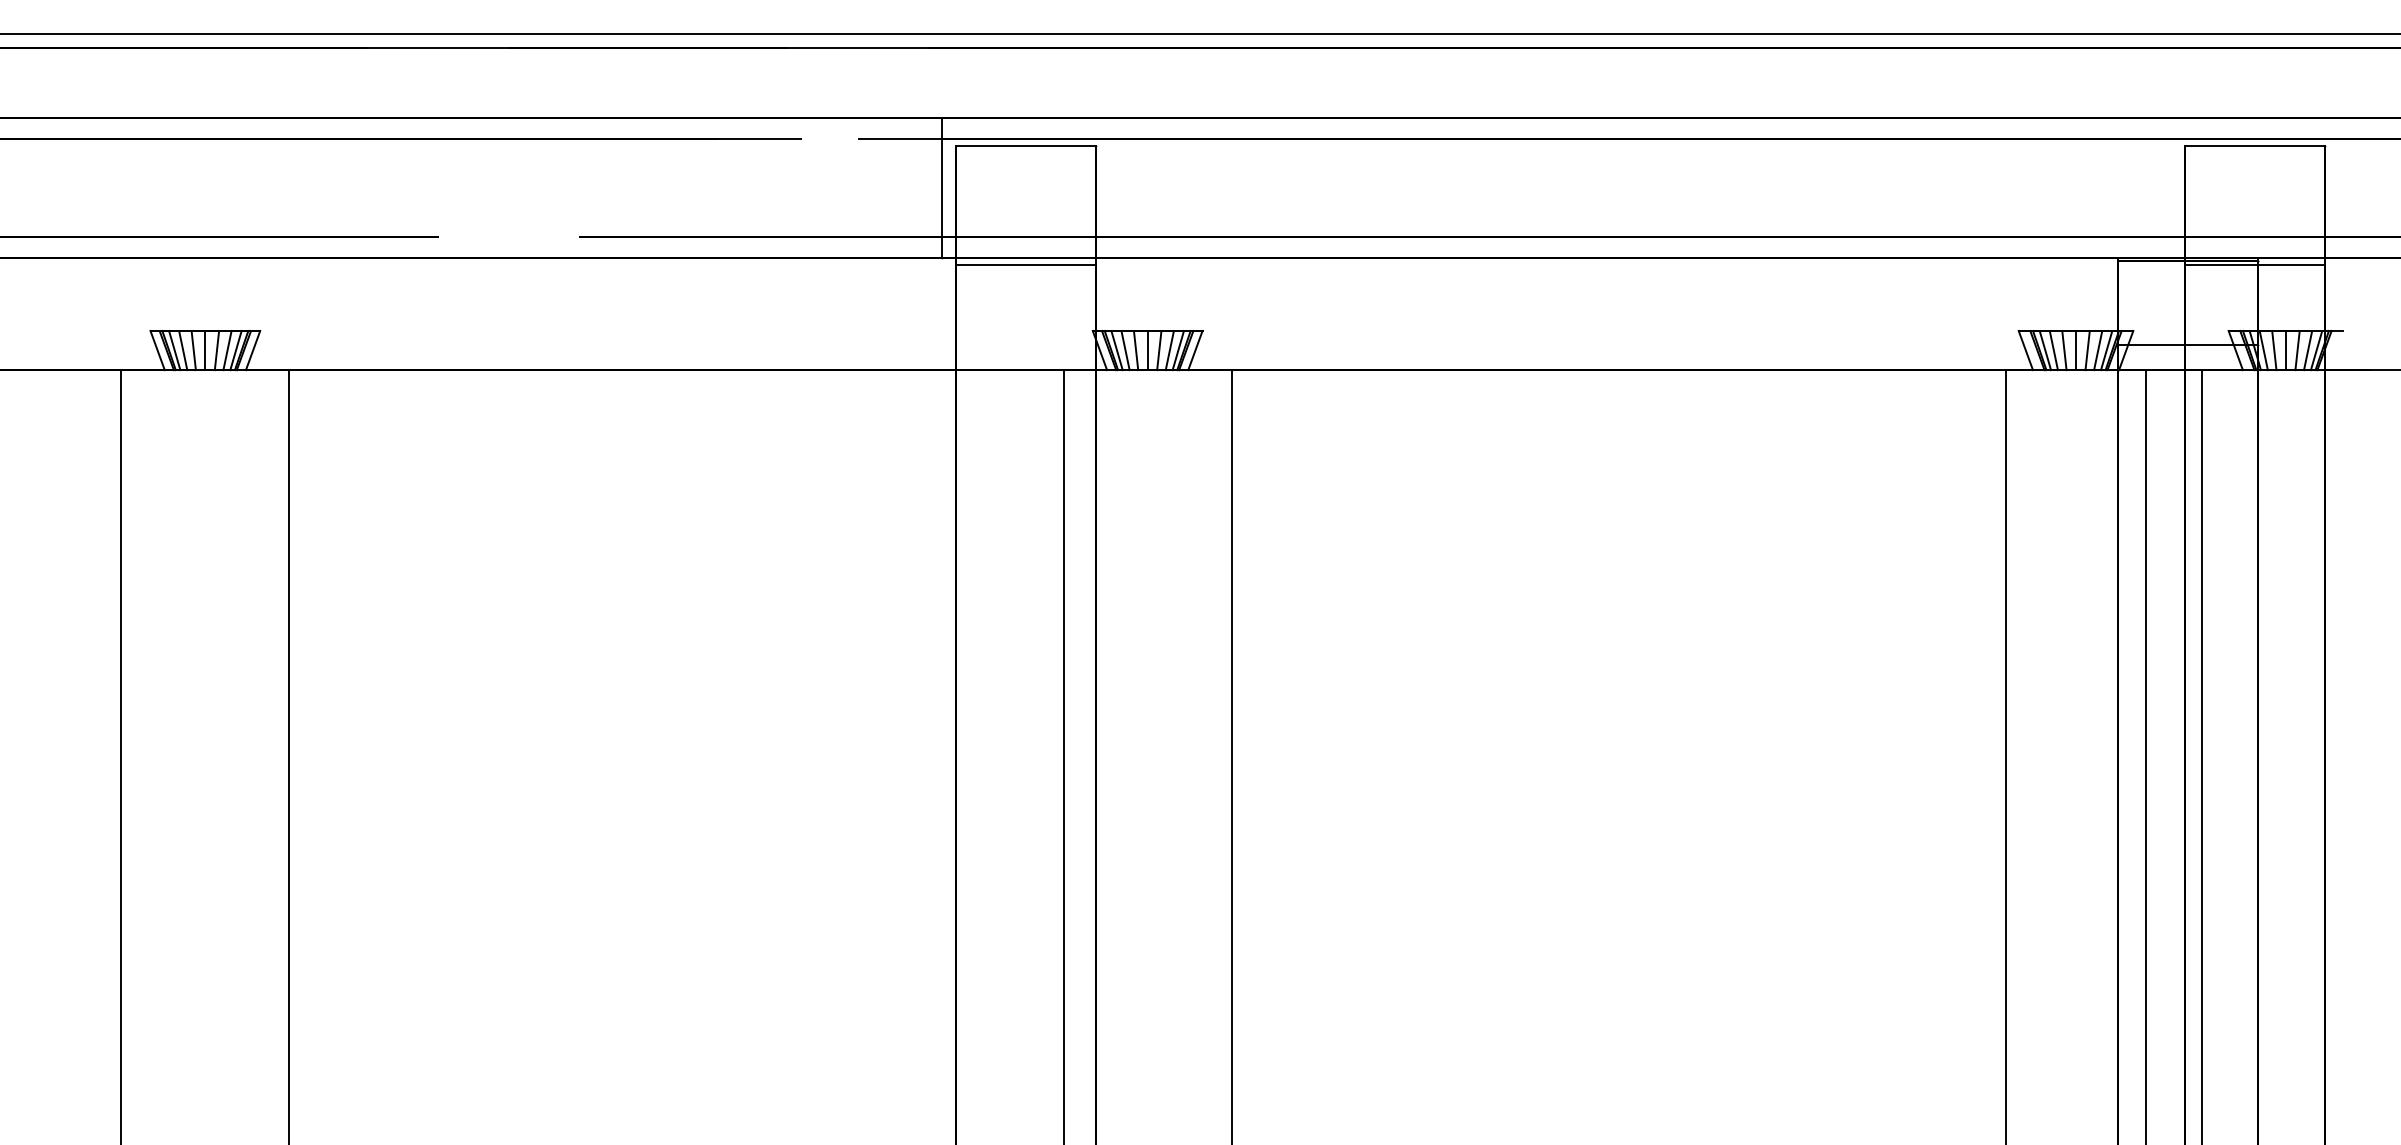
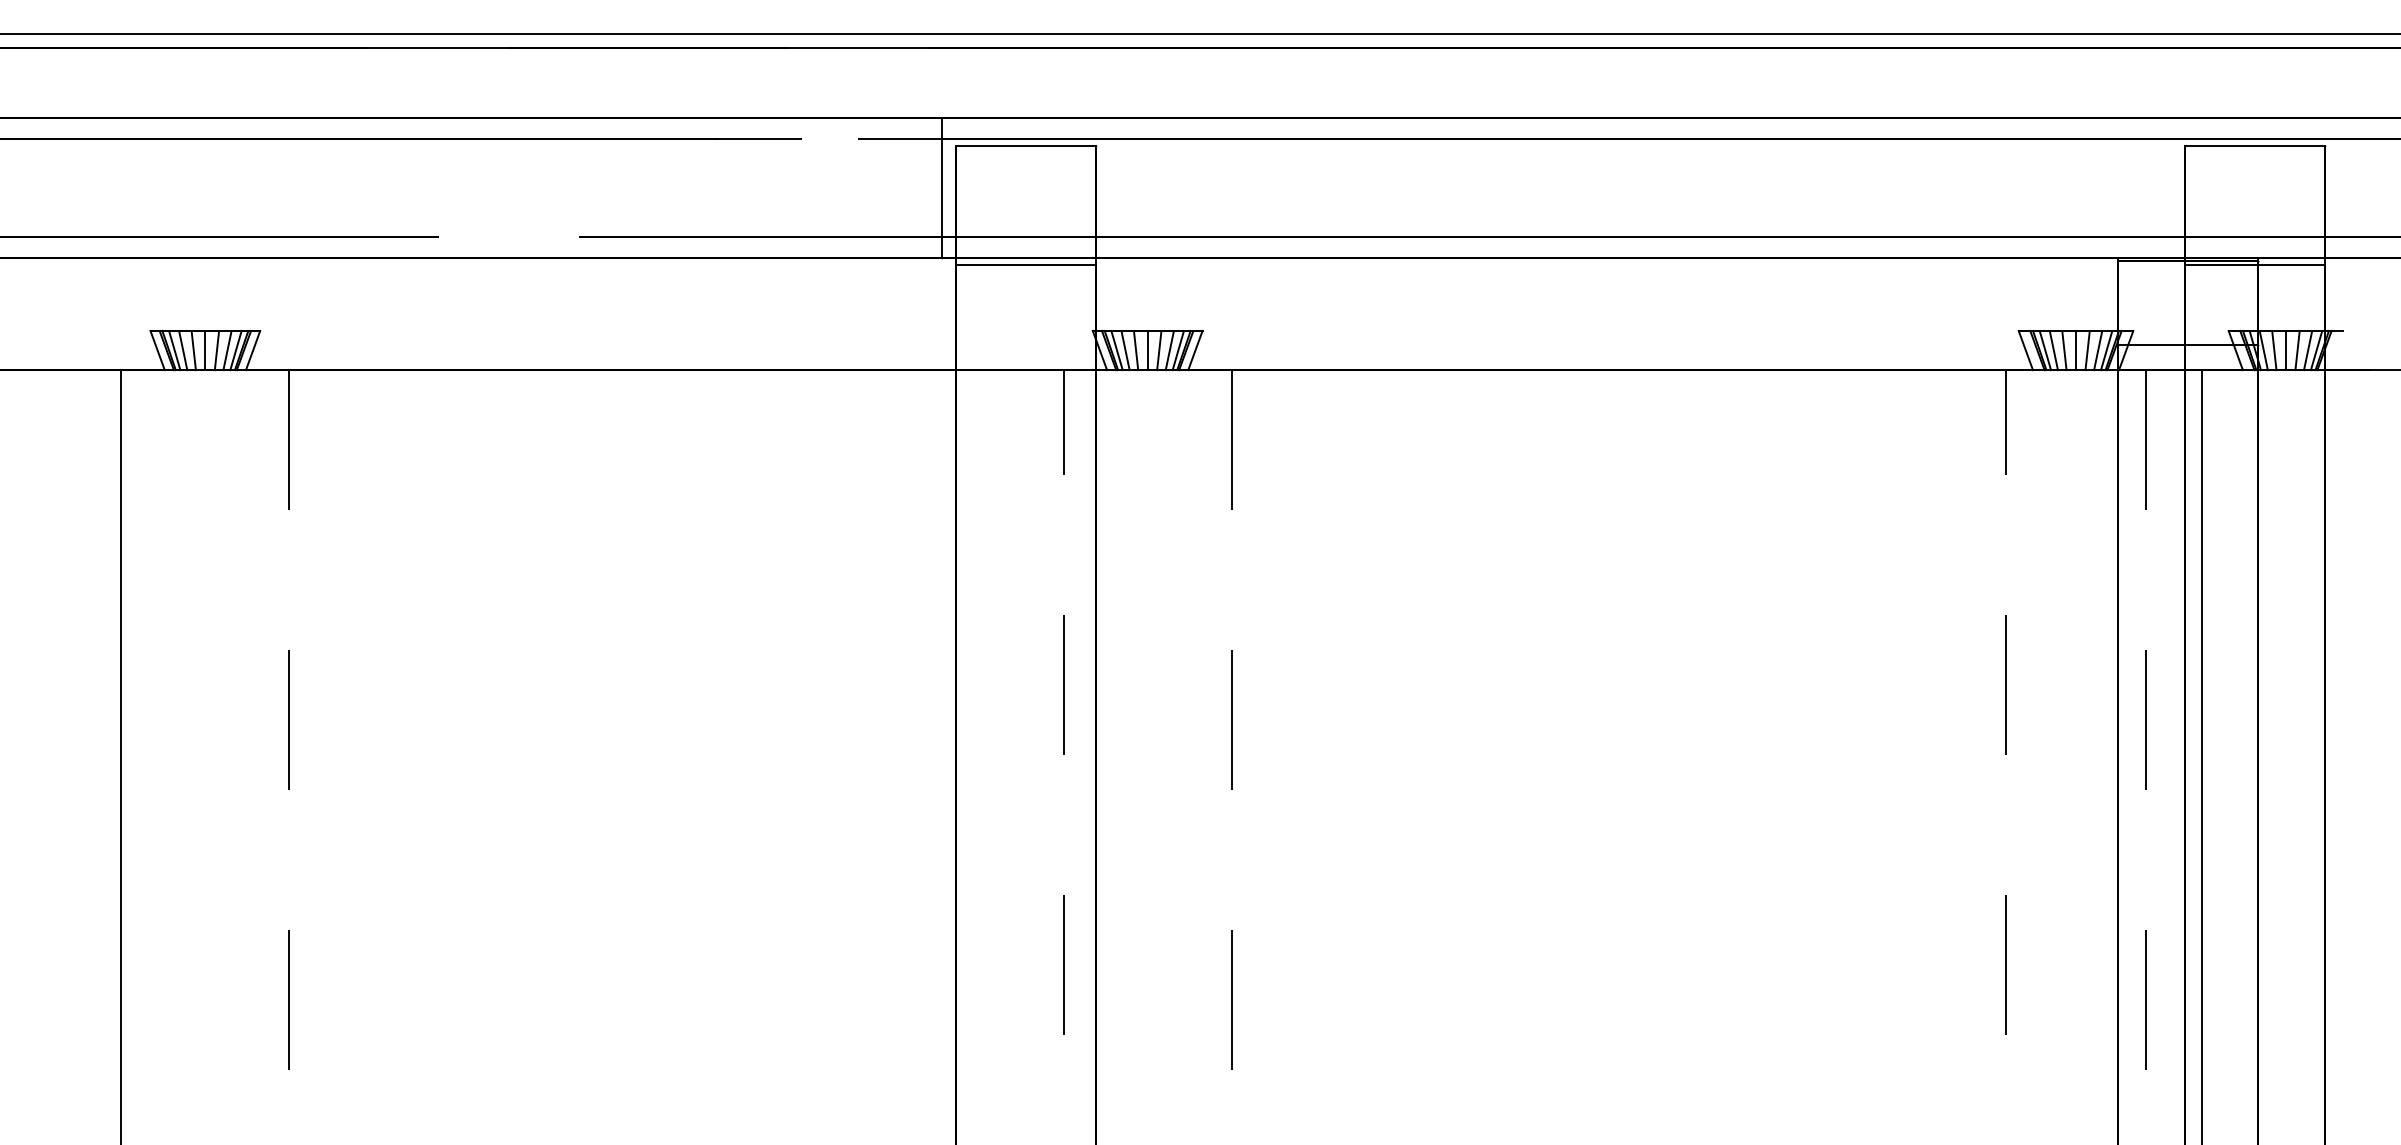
line: solid -> dashed (289, 757)
line: solid -> dashed (1063, 757)
line: solid -> dashed (1231, 757)
line: solid -> dashed (2006, 757)
line: solid -> dashed (2146, 757)
